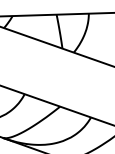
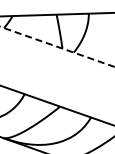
line: solid -> dashed (58, 47)
